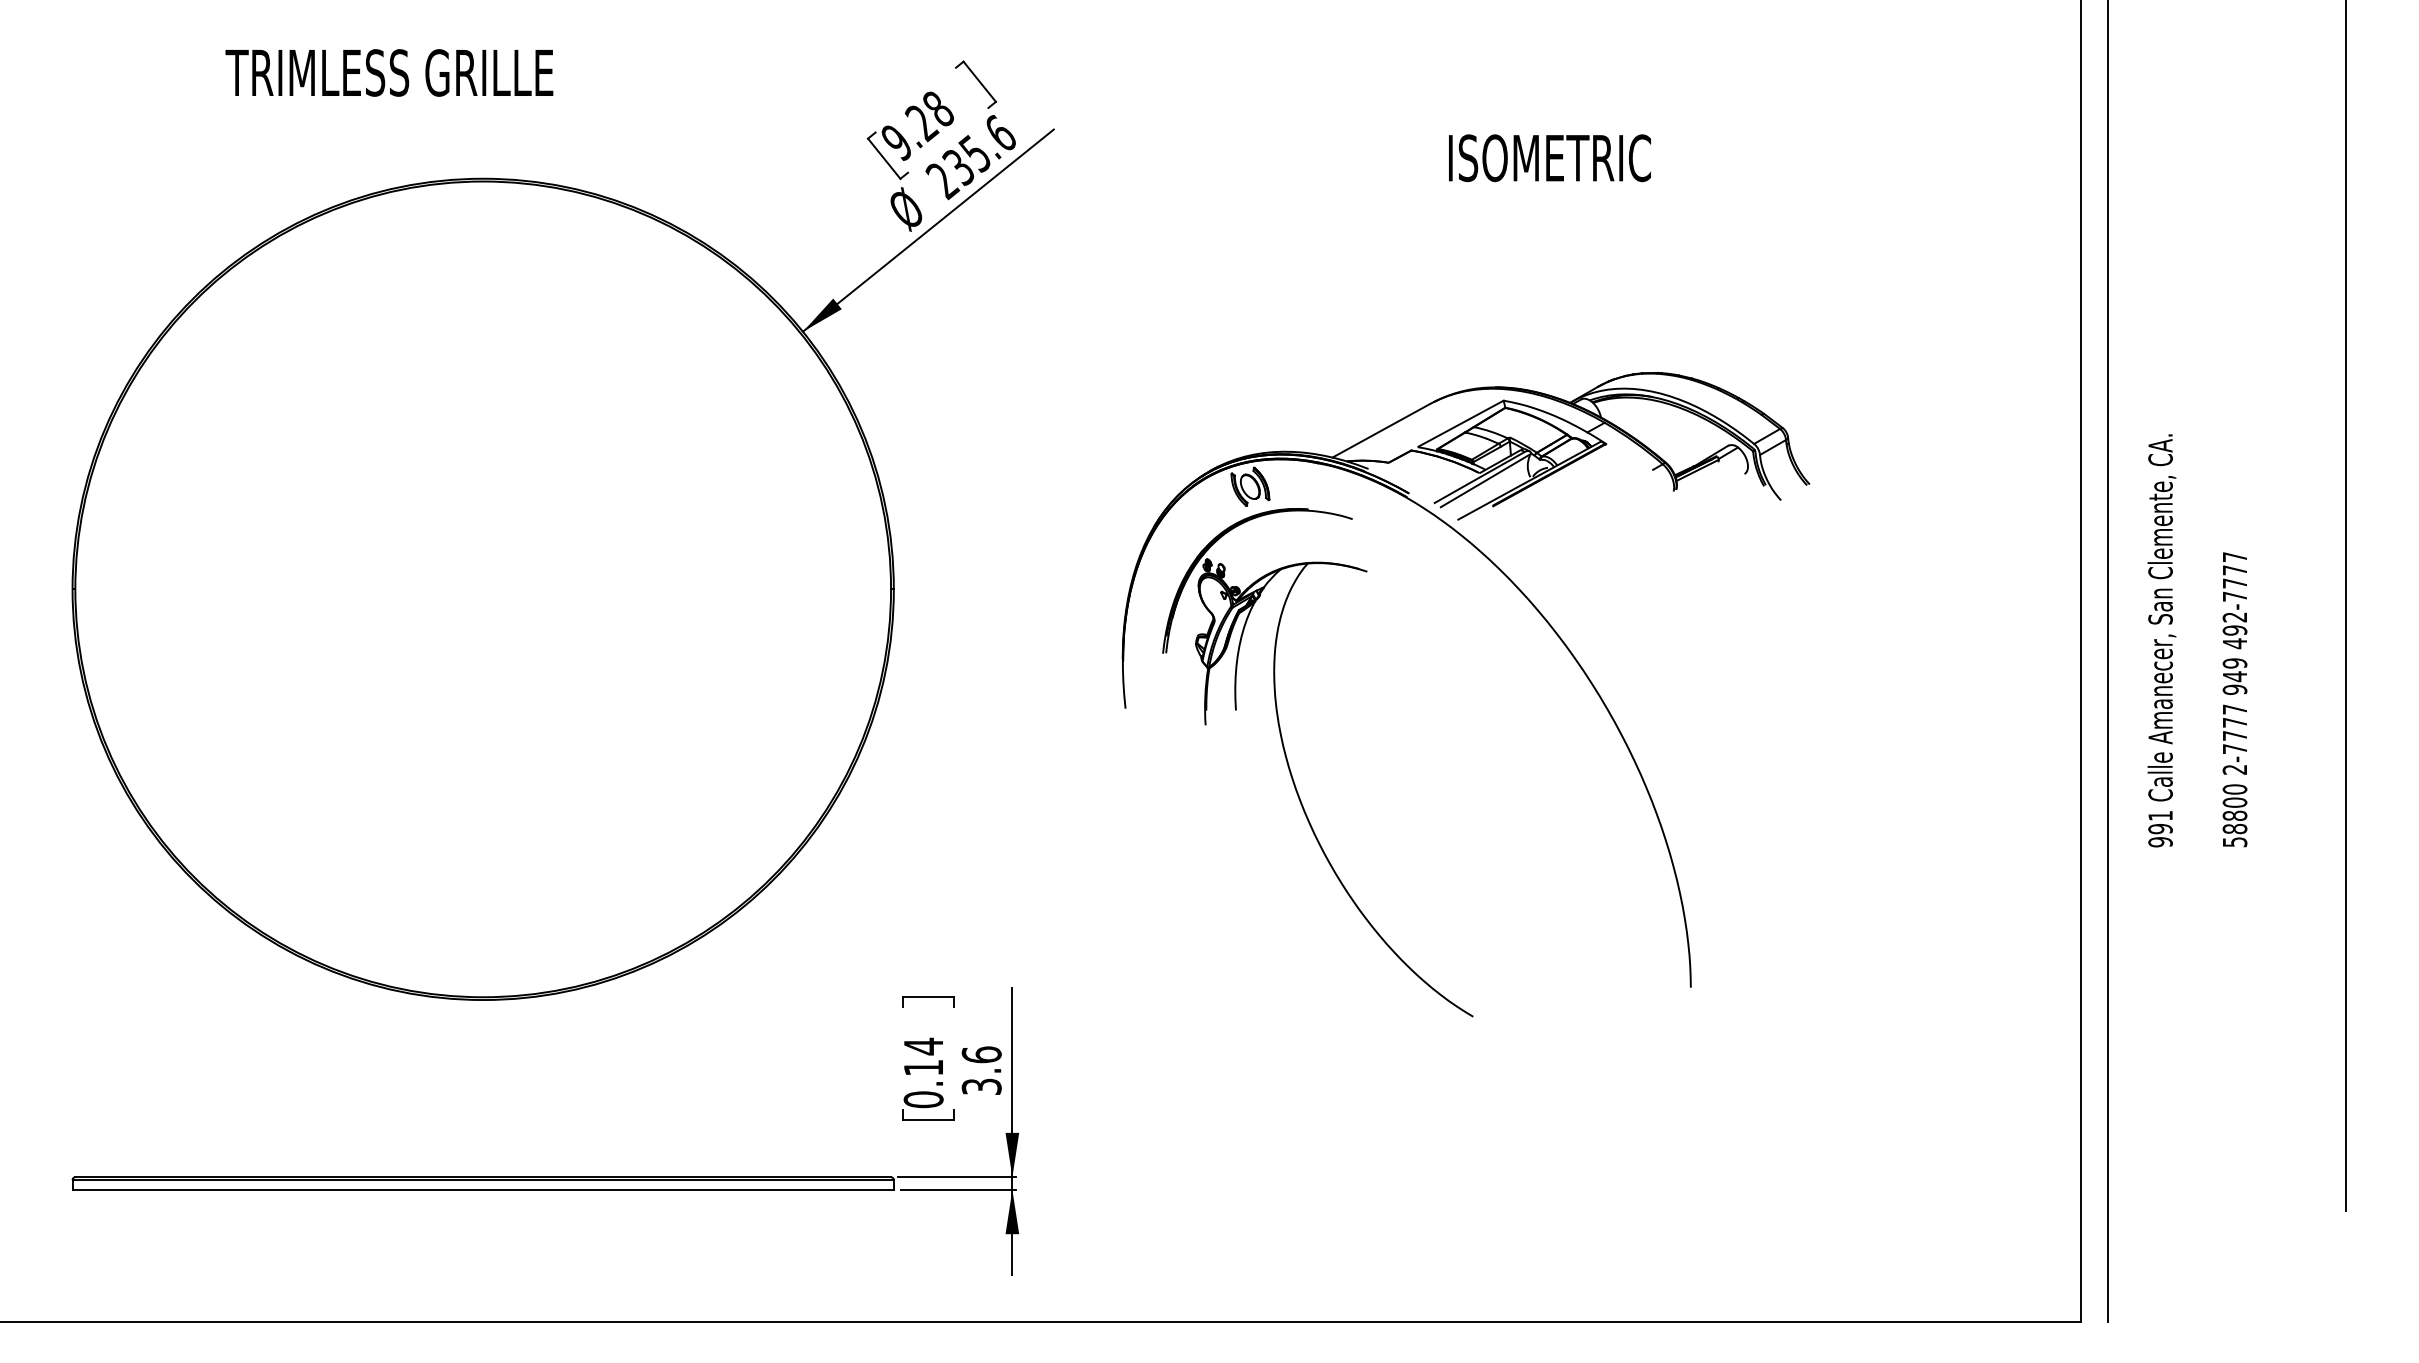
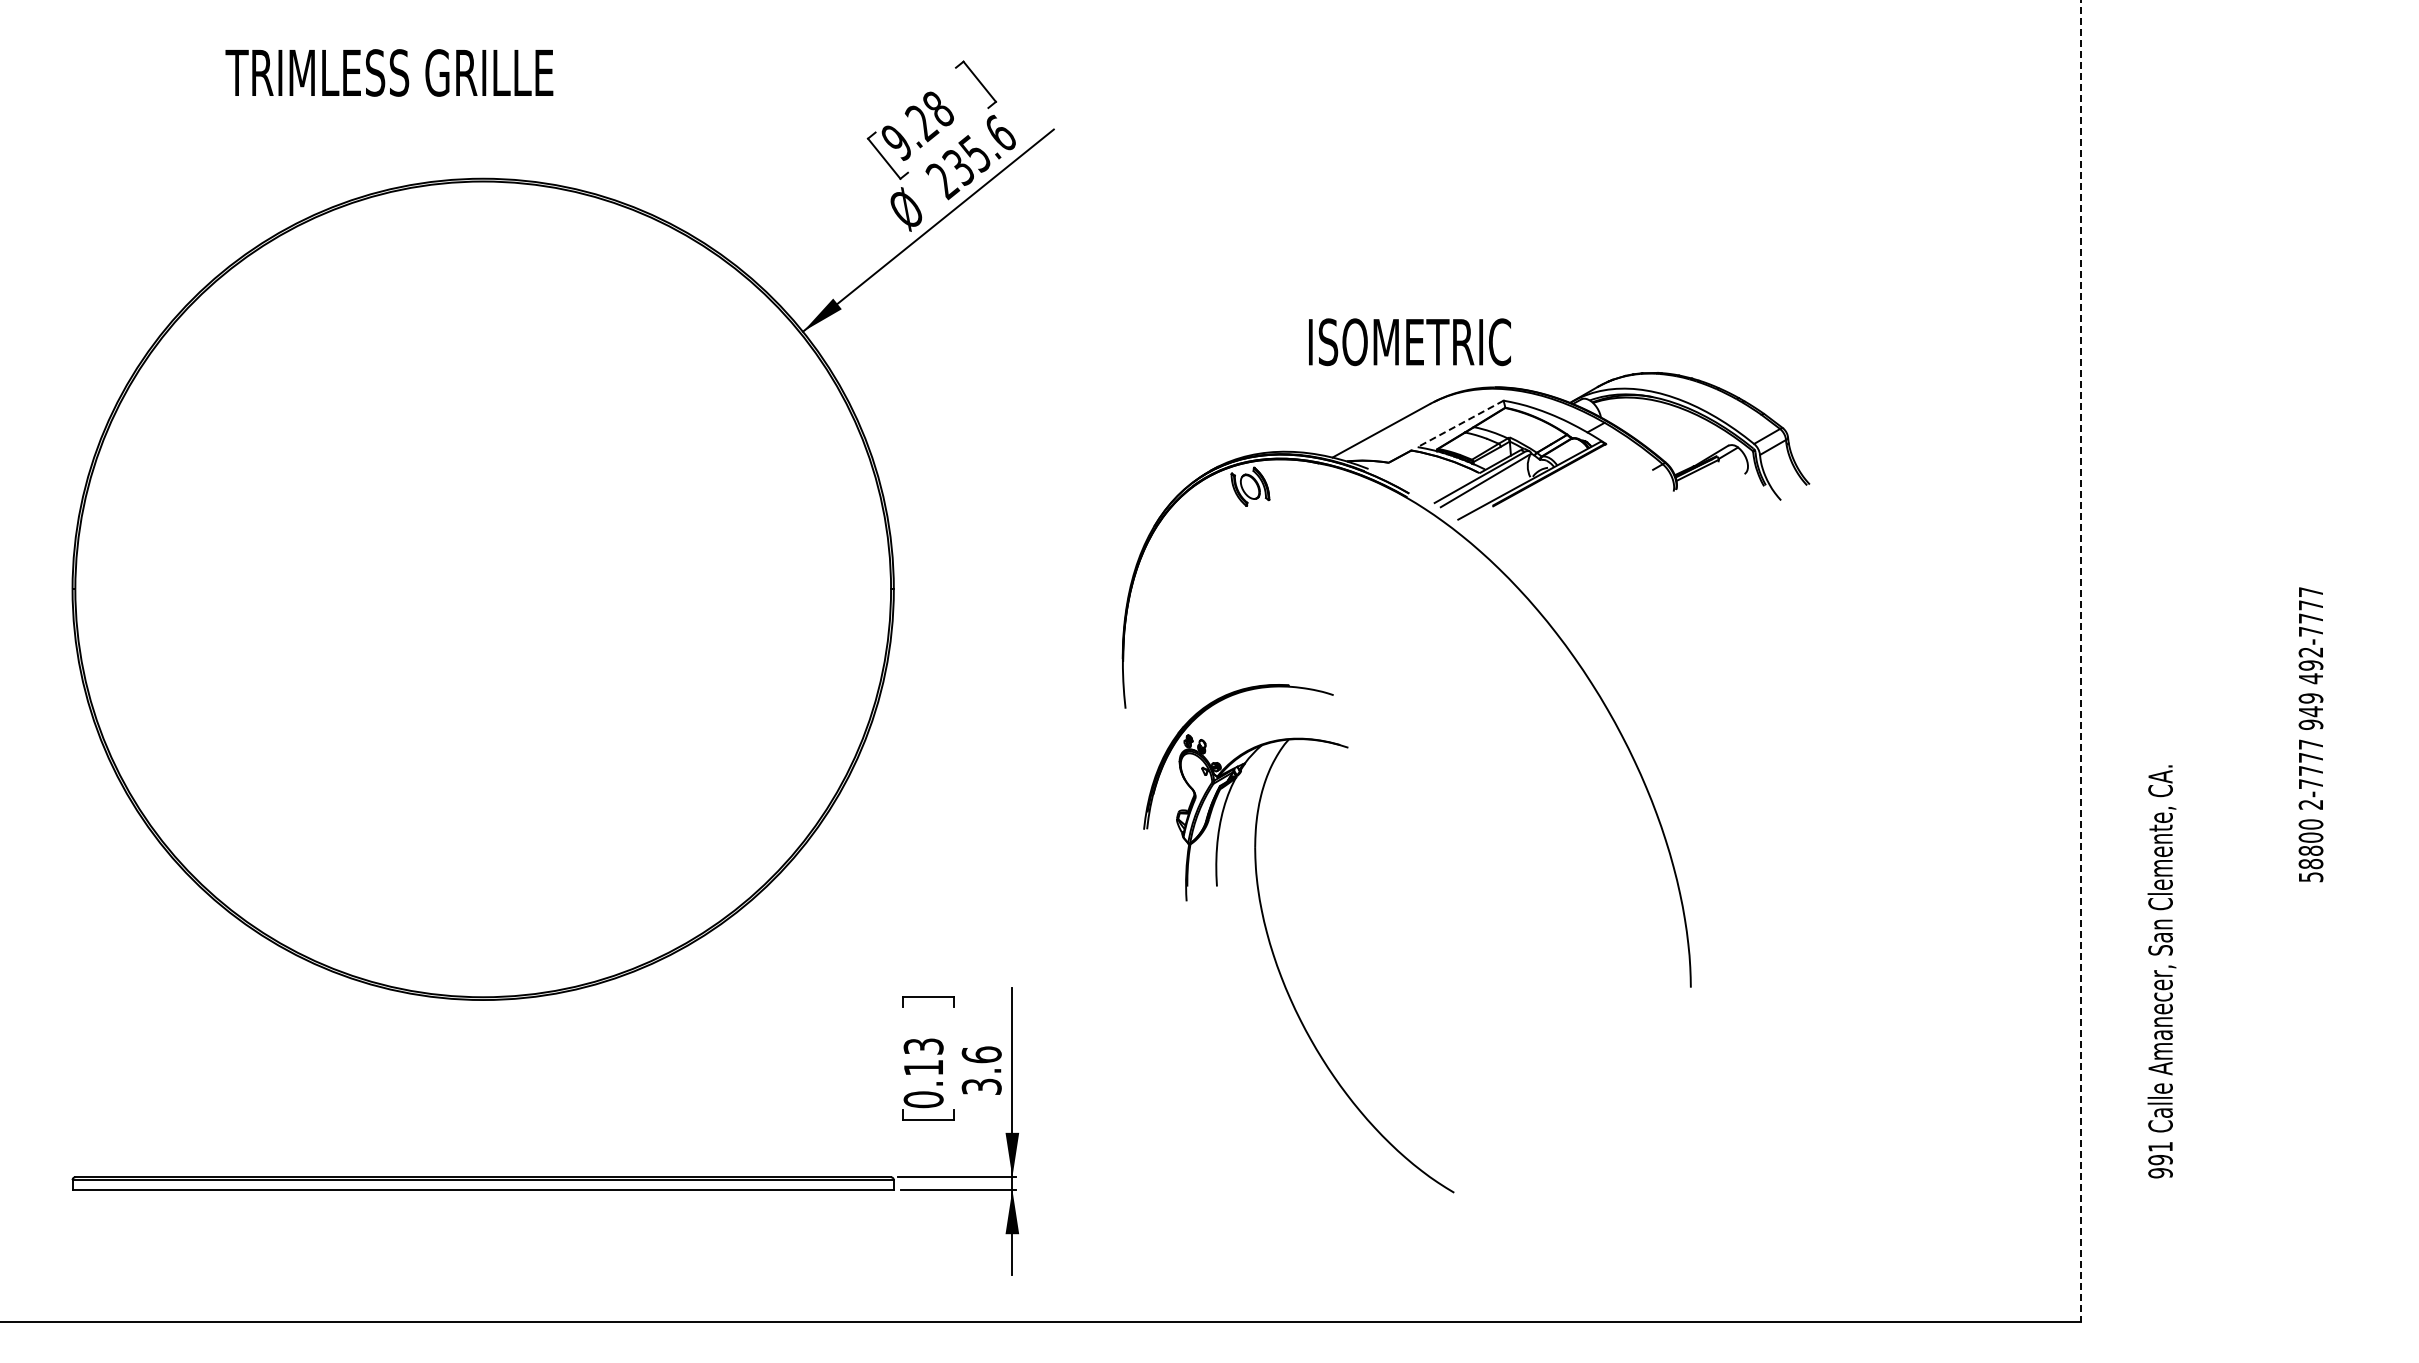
text position: (1549, 158) -> (1409, 342) (1409, 342)
line: solid -> dashed (1459, 424)
line: present -> none (2346, 606)
text position: (2161, 640) -> (2161, 971) (2161, 971)
line: solid -> dashed (2080, 661)
line: present -> none (2108, 662)
text position: (2234, 699) -> (2310, 734) (2310, 734)
part position: (1291, 771) -> (1272, 947) (1272, 947)
text: 0.14 -> 0.13 (923, 1046)
